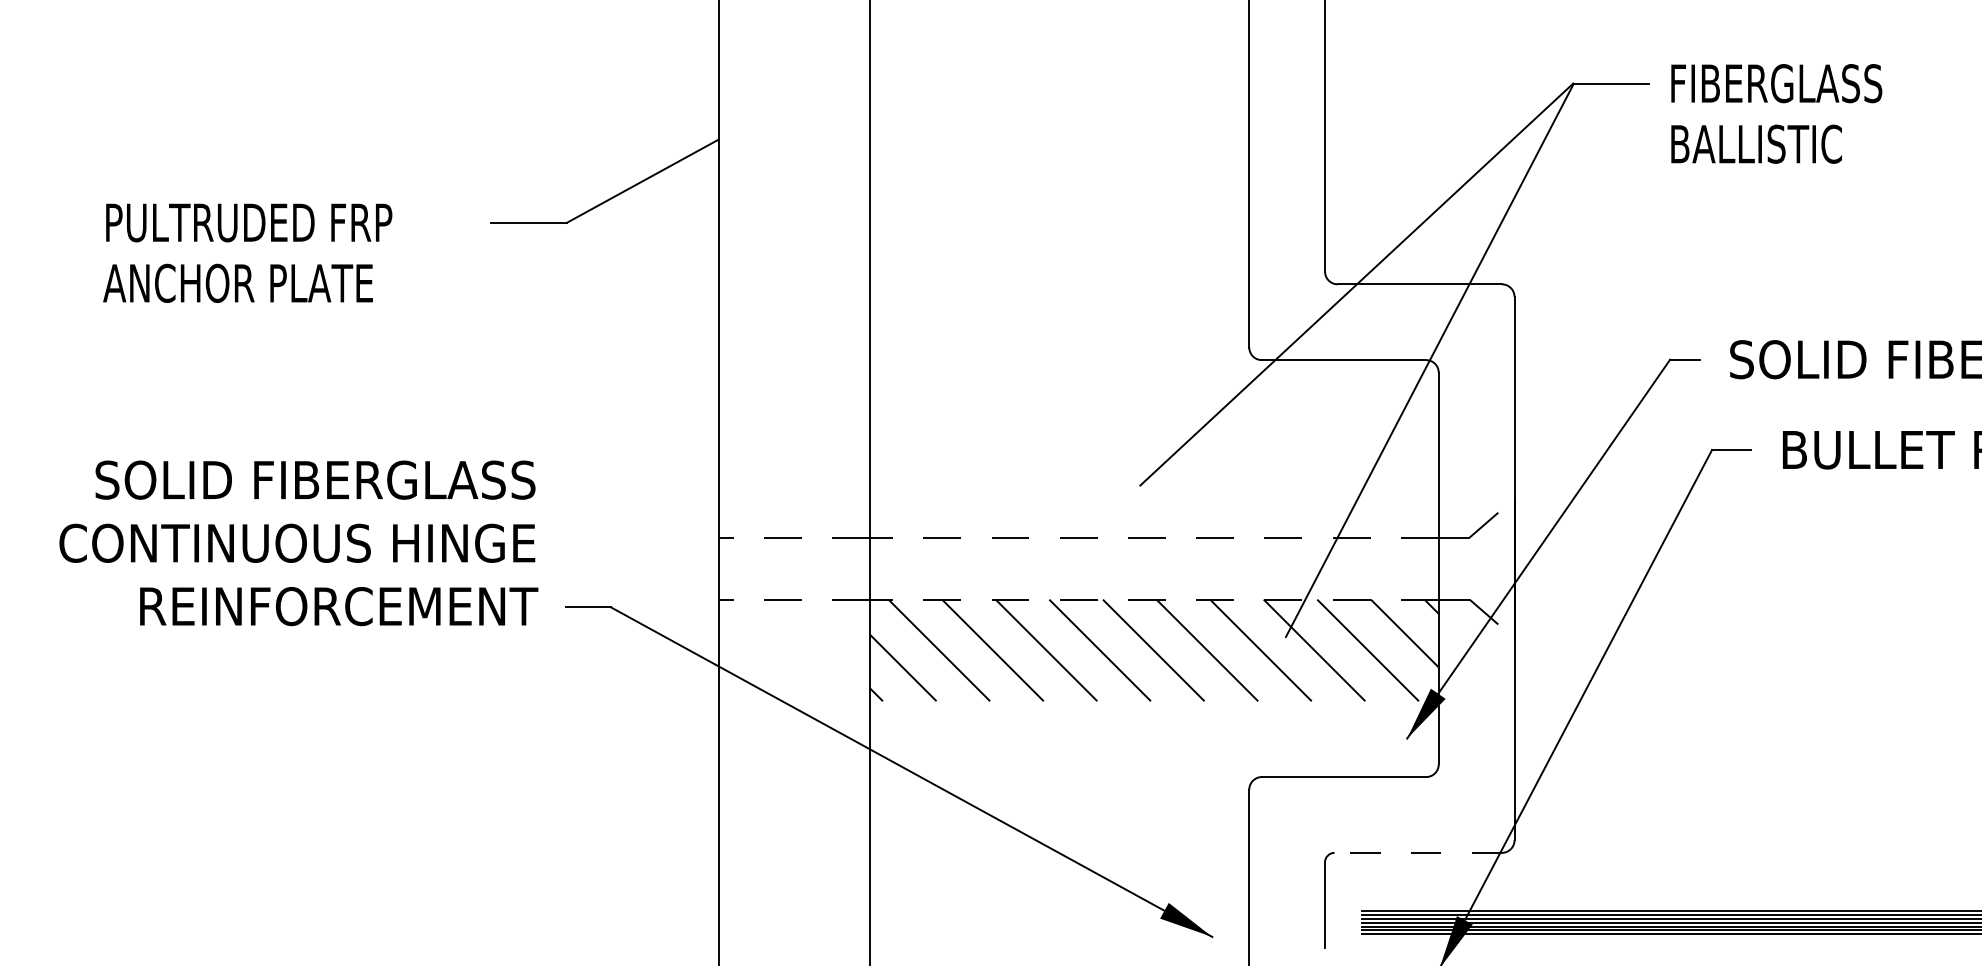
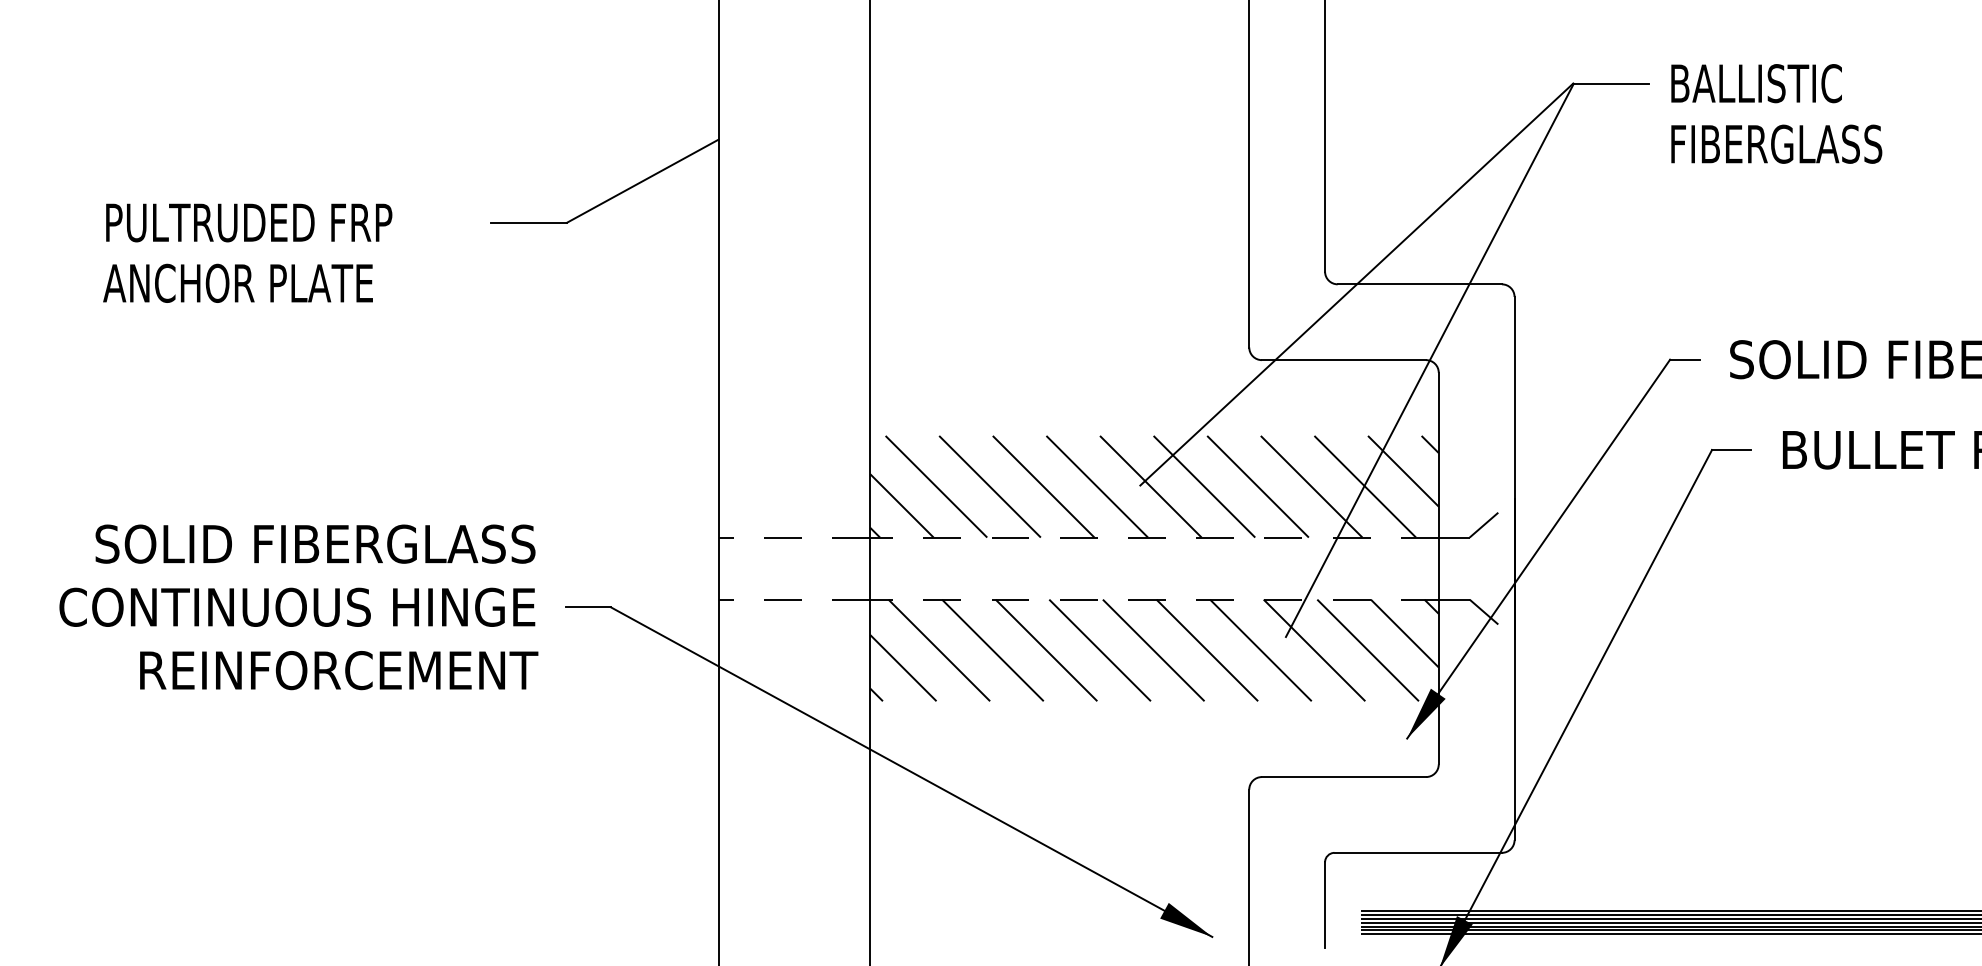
text: FIBERGLASS -> BALLISTIC (1778, 83)
text: BALLISTIC -> FIBERGLASS (1778, 143)
hatch: none -> present (1154, 486)
text position: (298, 543) -> (298, 607) (298, 607)
line: dashed -> solid (1418, 852)
